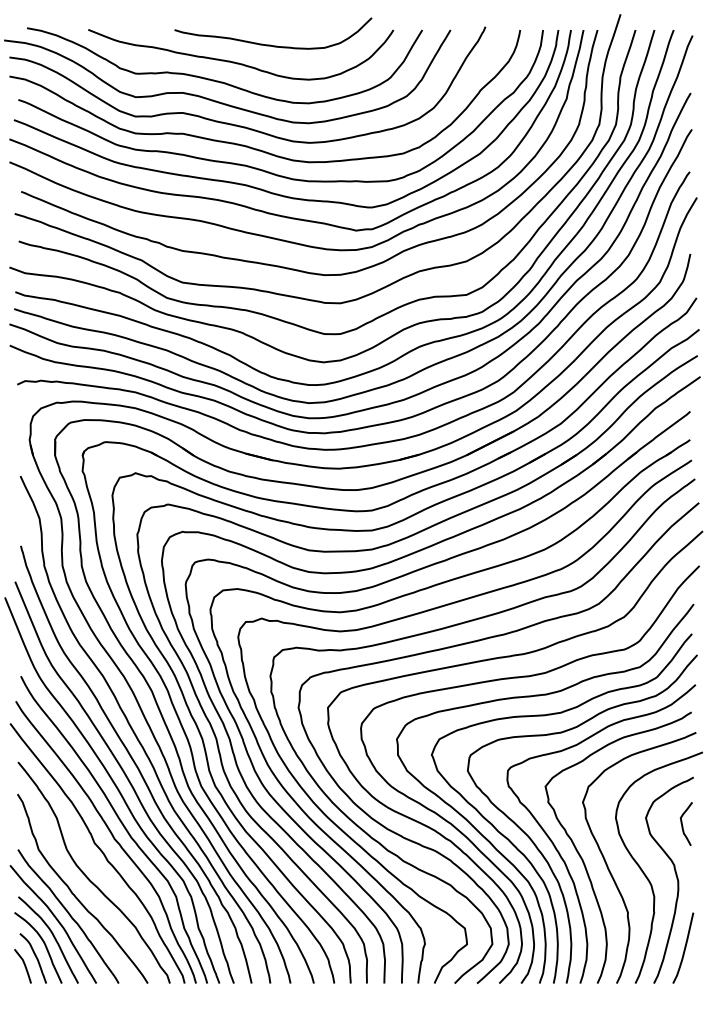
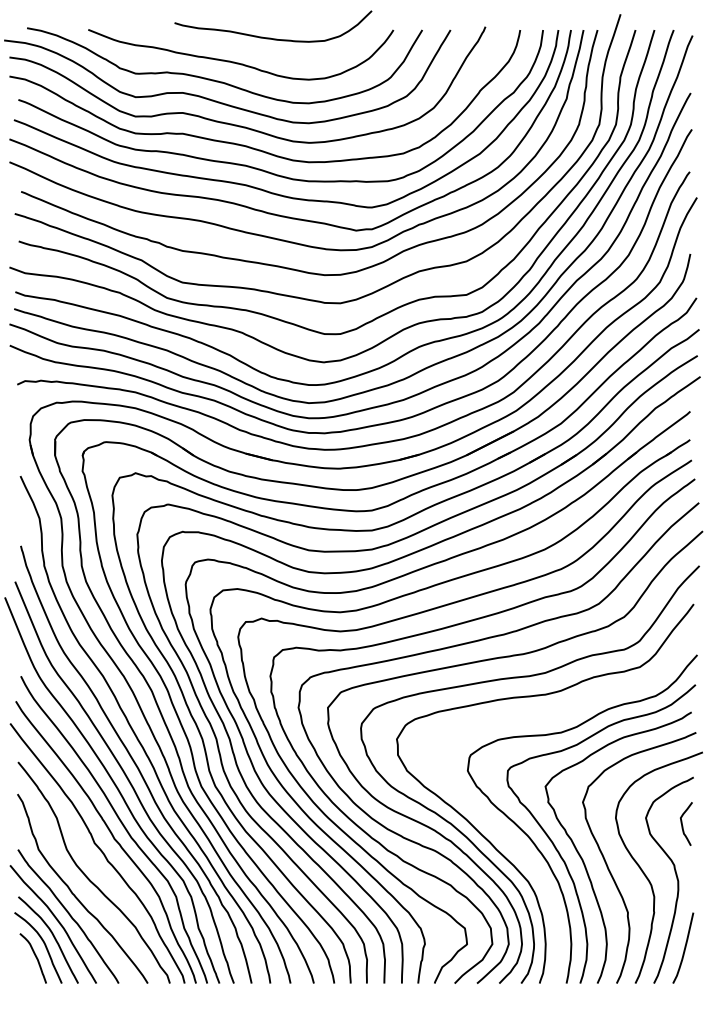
curve position: (270, 44) -> (270, 37) (270, 37)
curve: present -> none (519, 849)
line: present -> none (24, 966)
